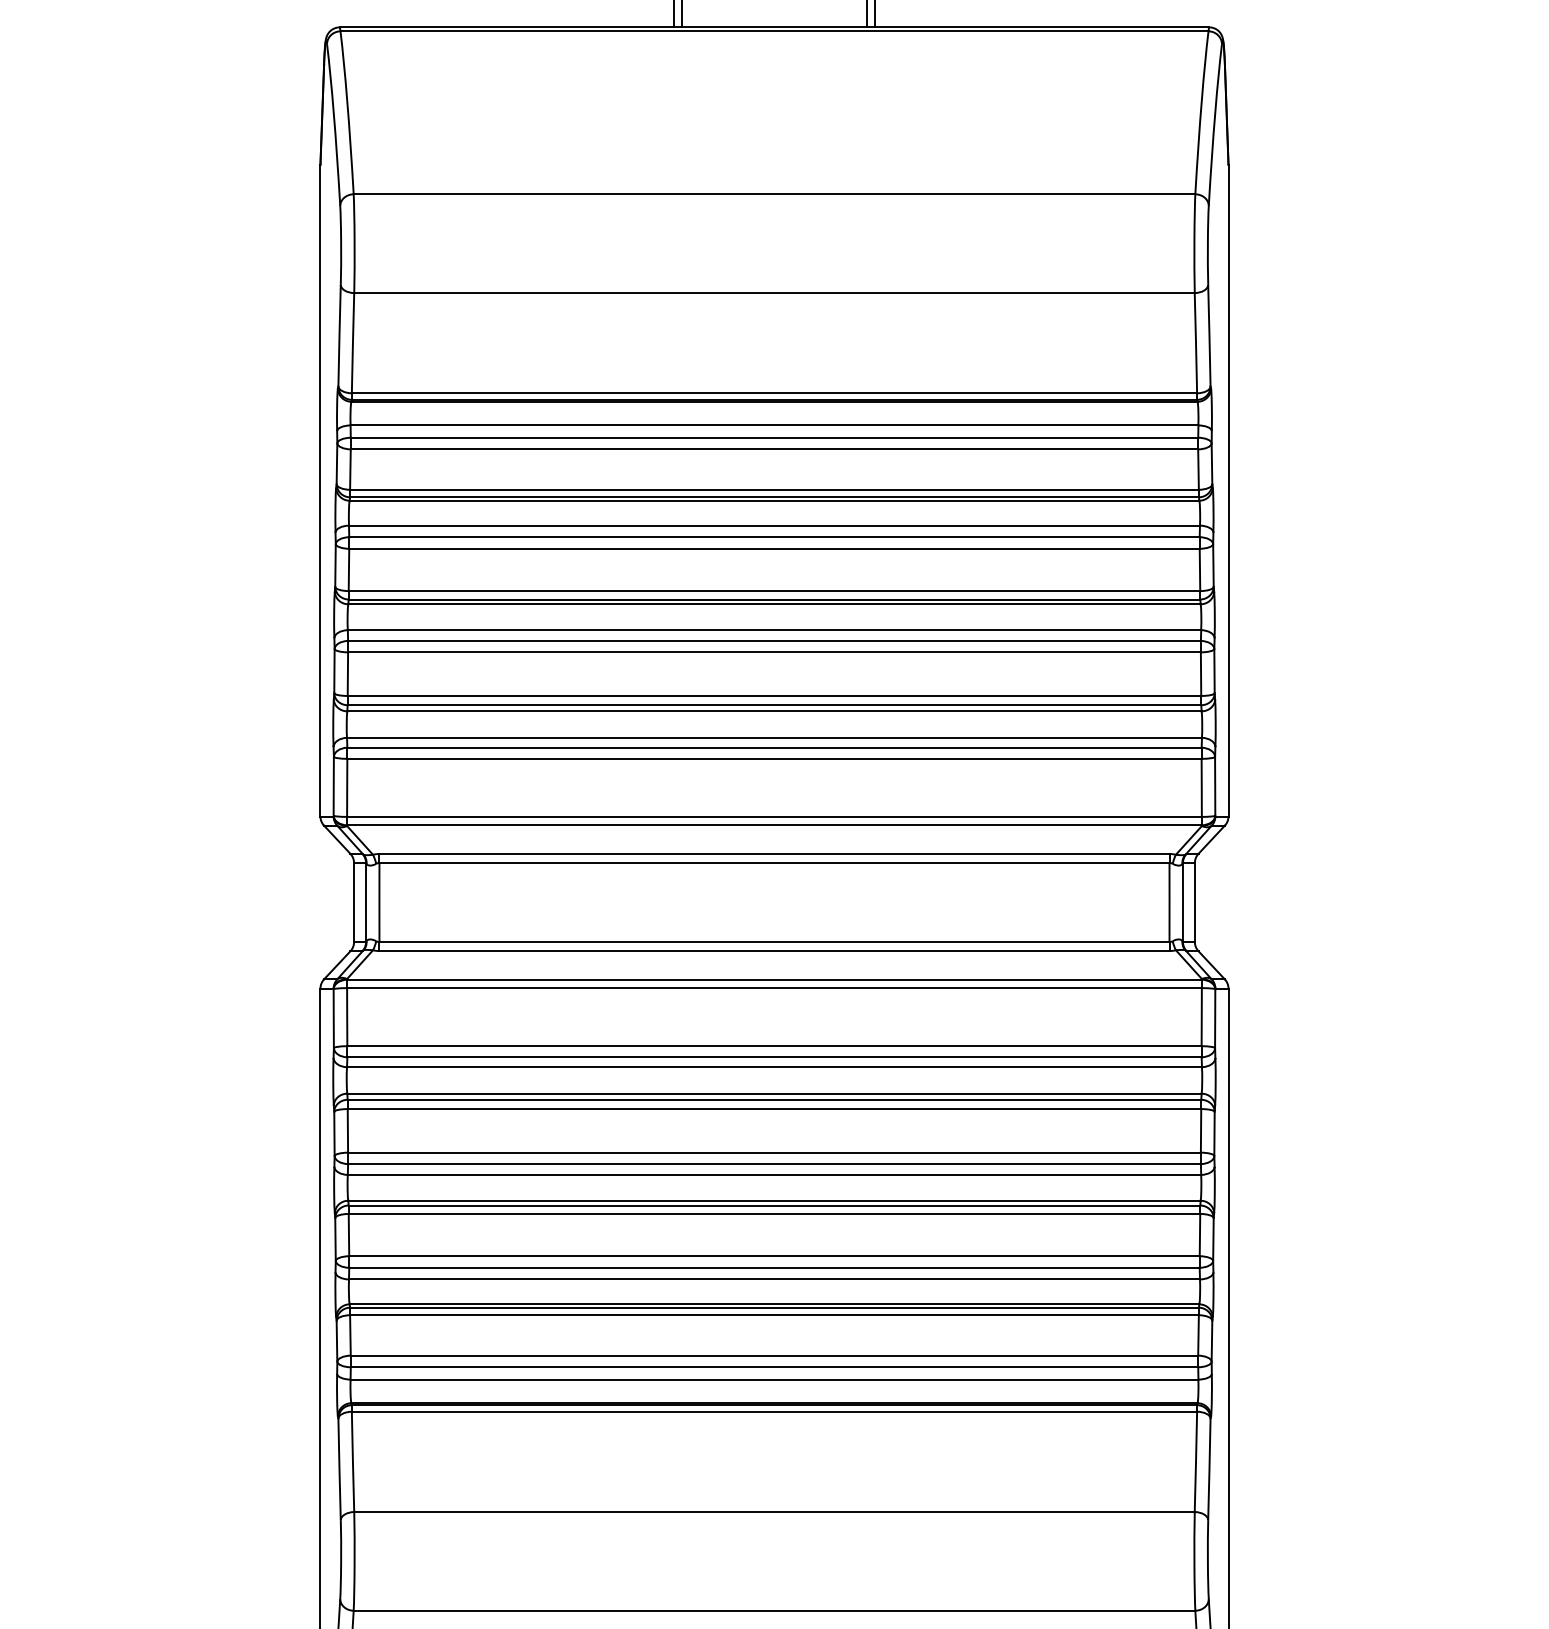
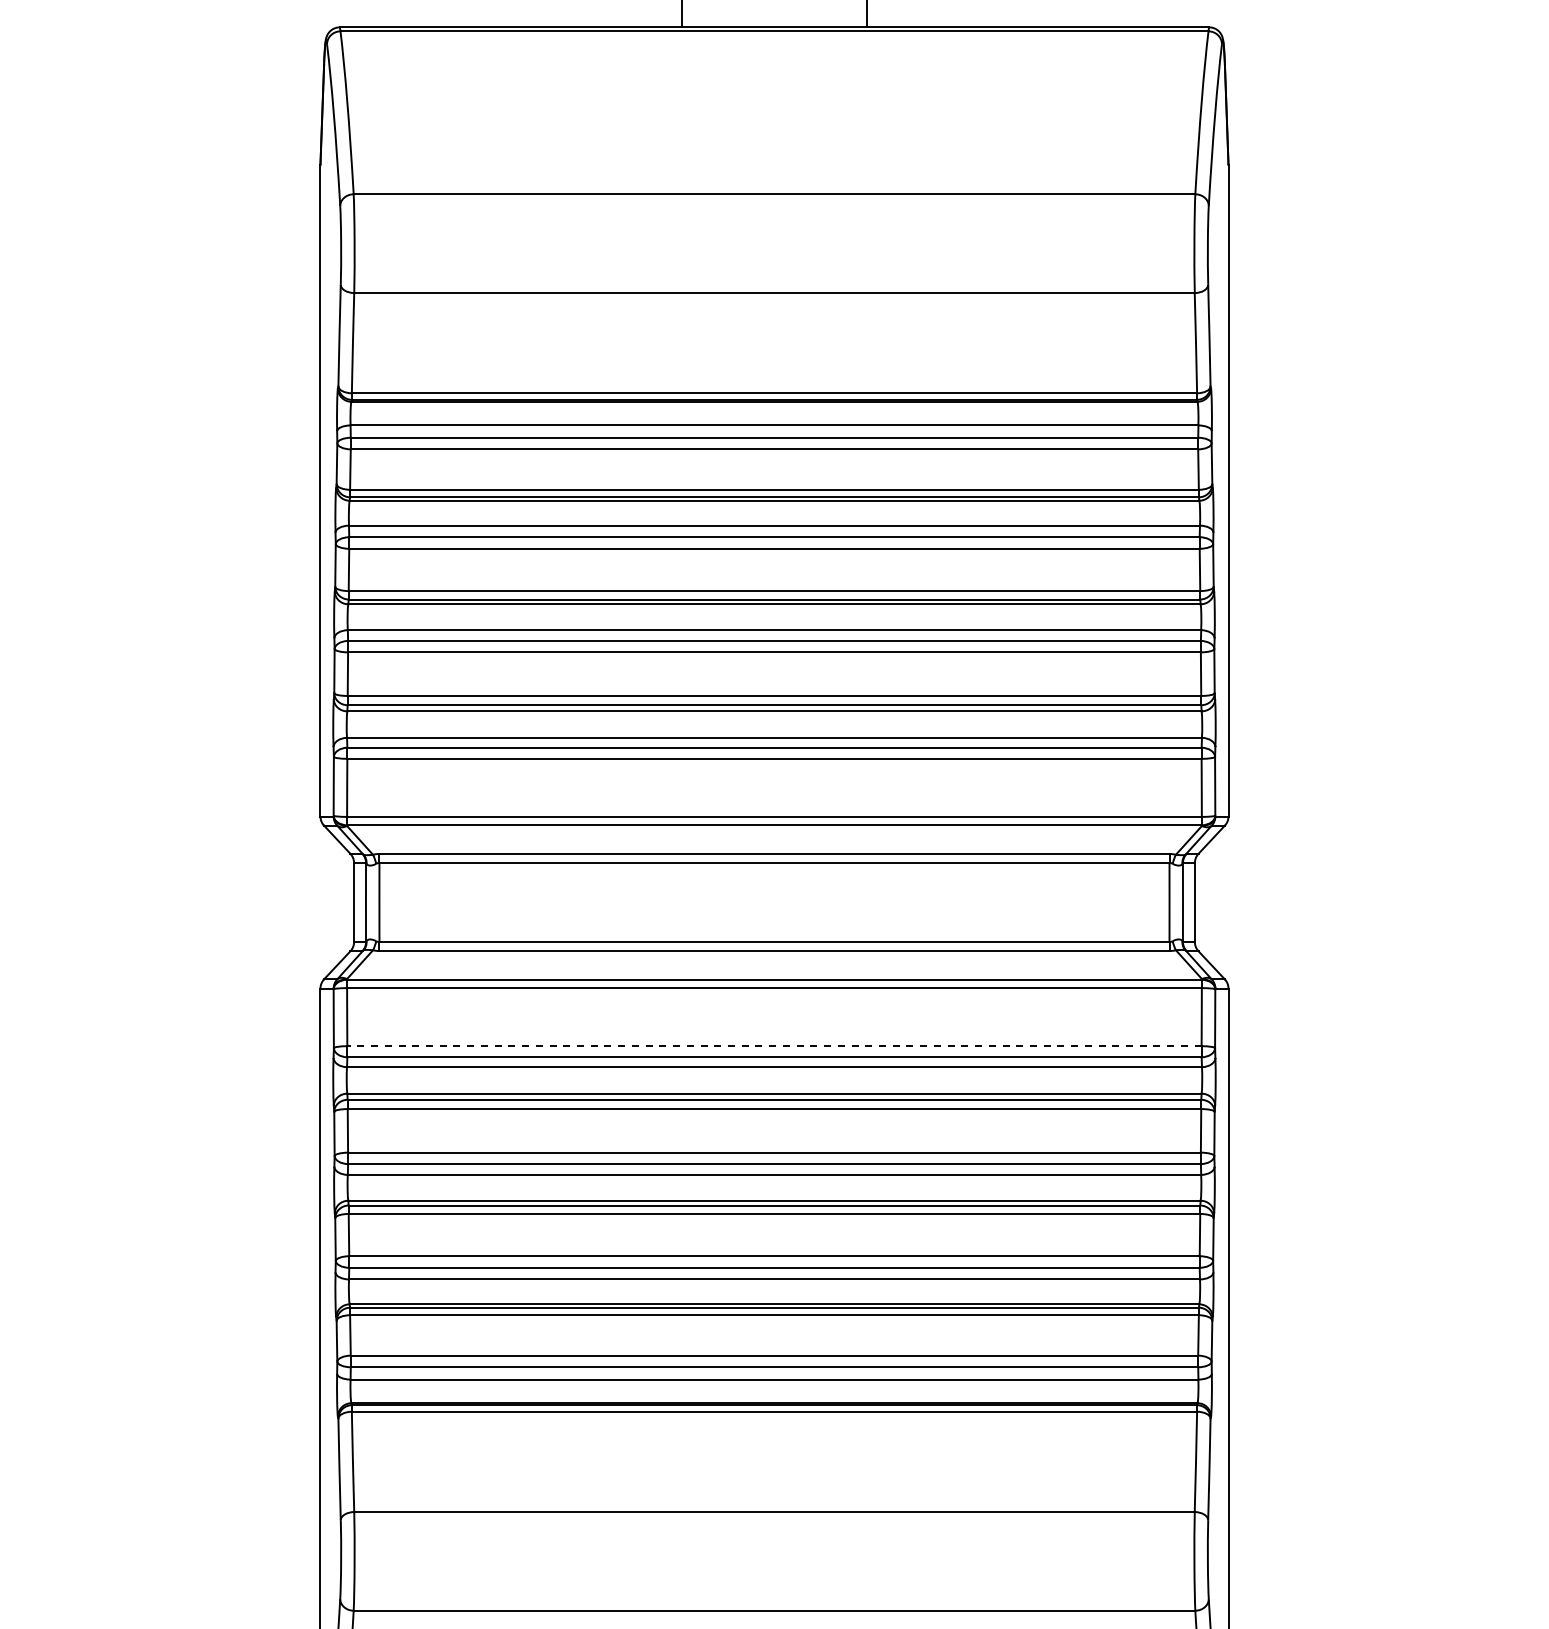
line: present -> none (673, 14)
line: present -> none (875, 14)
line: solid -> dashed (774, 1046)
